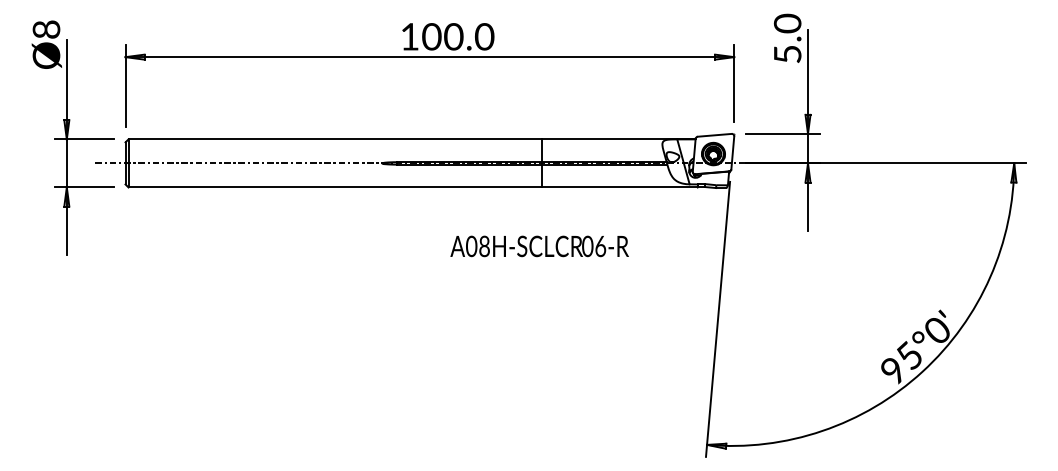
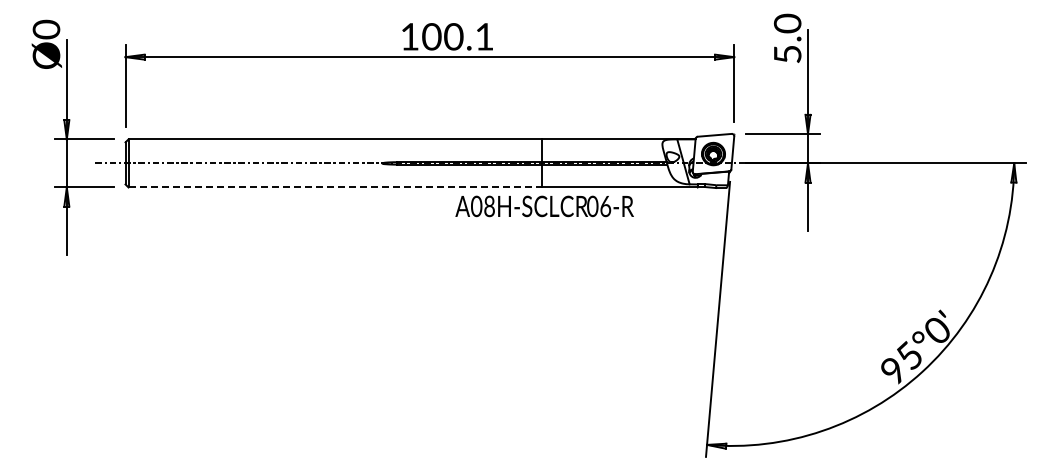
text: Ø8 -> Ø0 (46, 29)
text: 100.0 -> 100.1 (484, 36)
line: solid -> dashed (335, 187)
text position: (539, 246) -> (544, 206) (544, 206)
